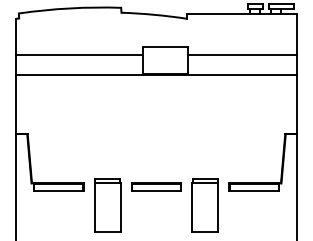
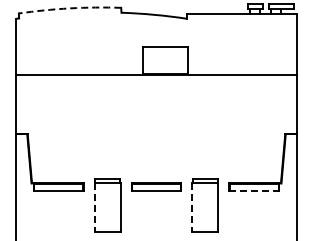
arc: solid -> dashed (69, 8)
line: present -> none (79, 54)
line: present -> none (241, 54)
line: solid -> dashed (254, 190)
line: solid -> dashed (94, 208)
line: solid -> dashed (192, 208)
